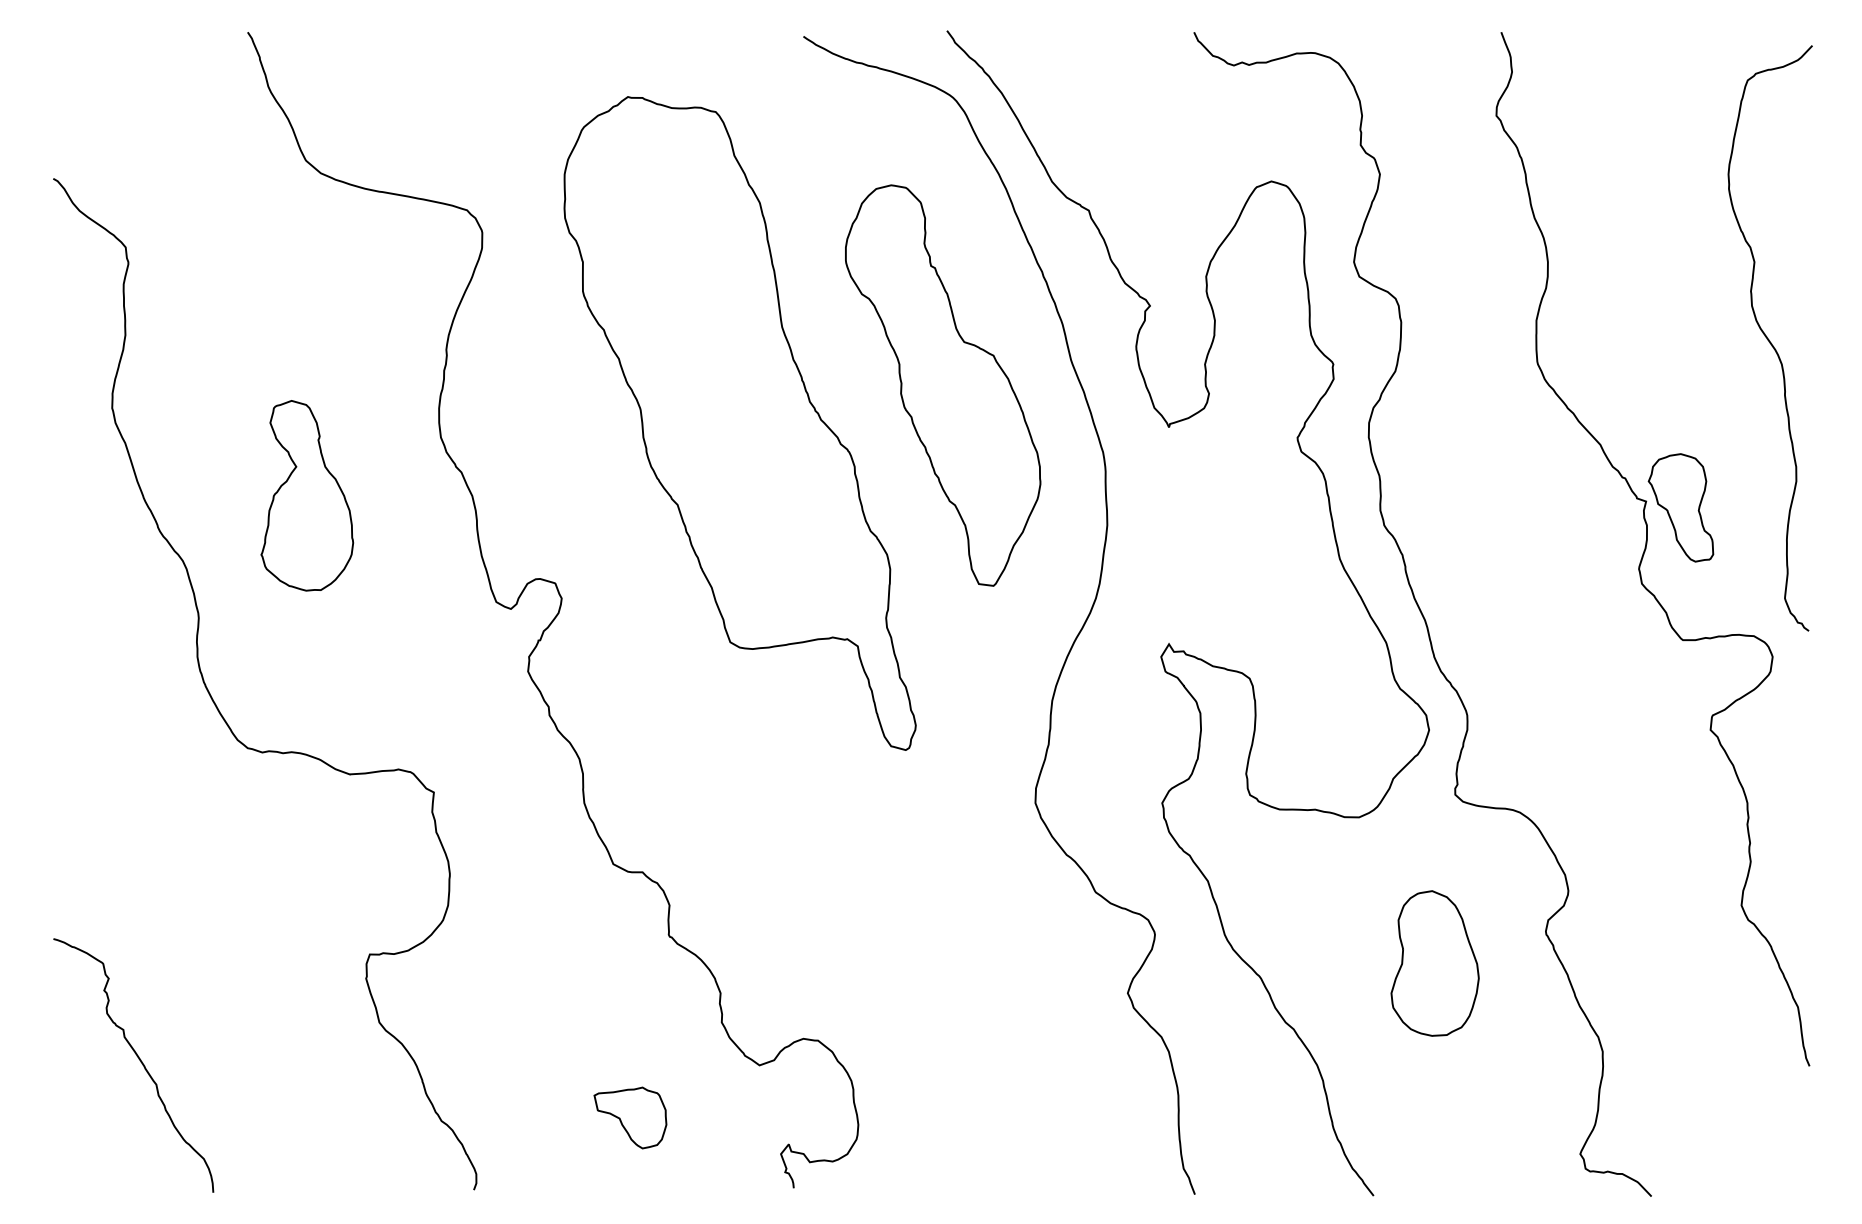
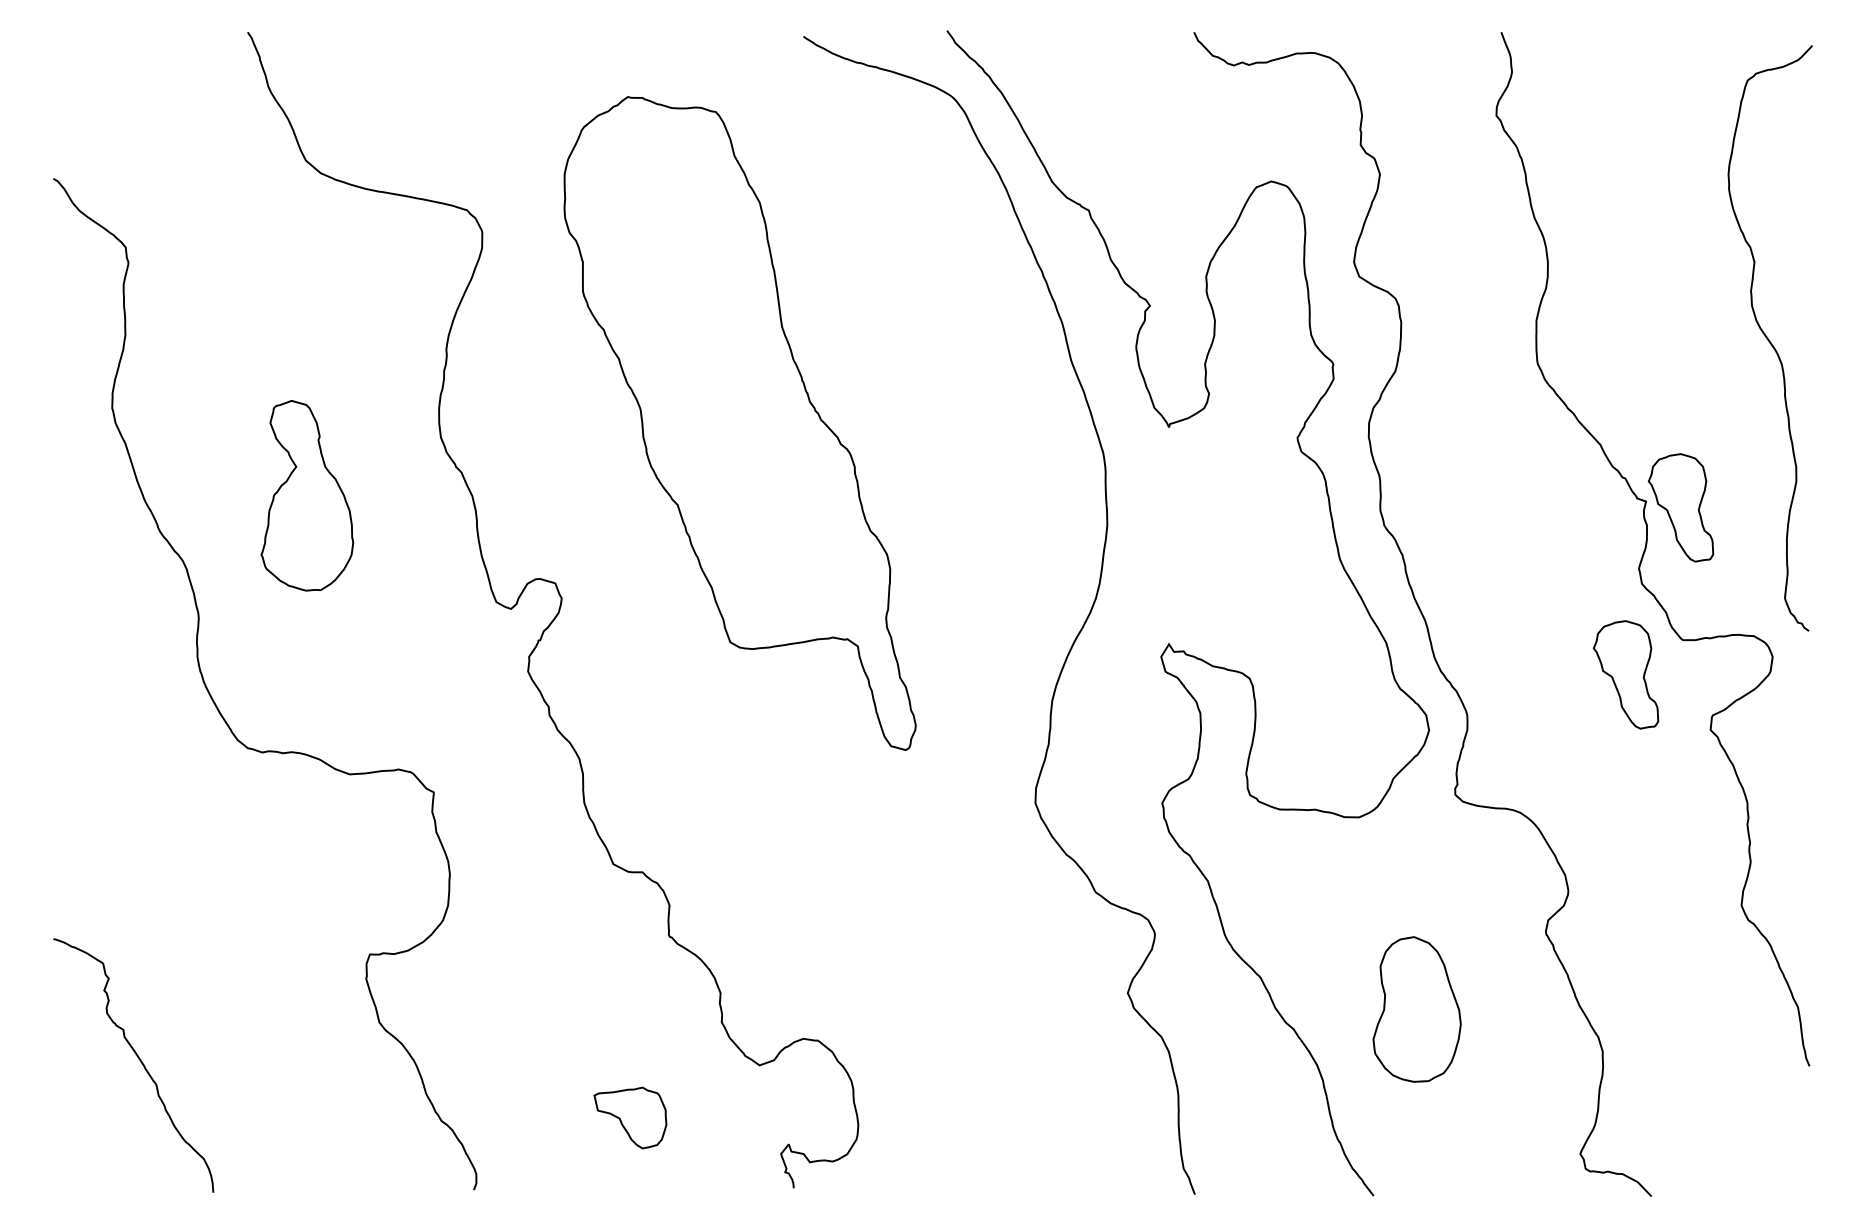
part: present -> none (943, 385)
part: none -> present (1625, 674)
part position: (1434, 963) -> (1416, 1009) (1416, 1009)
